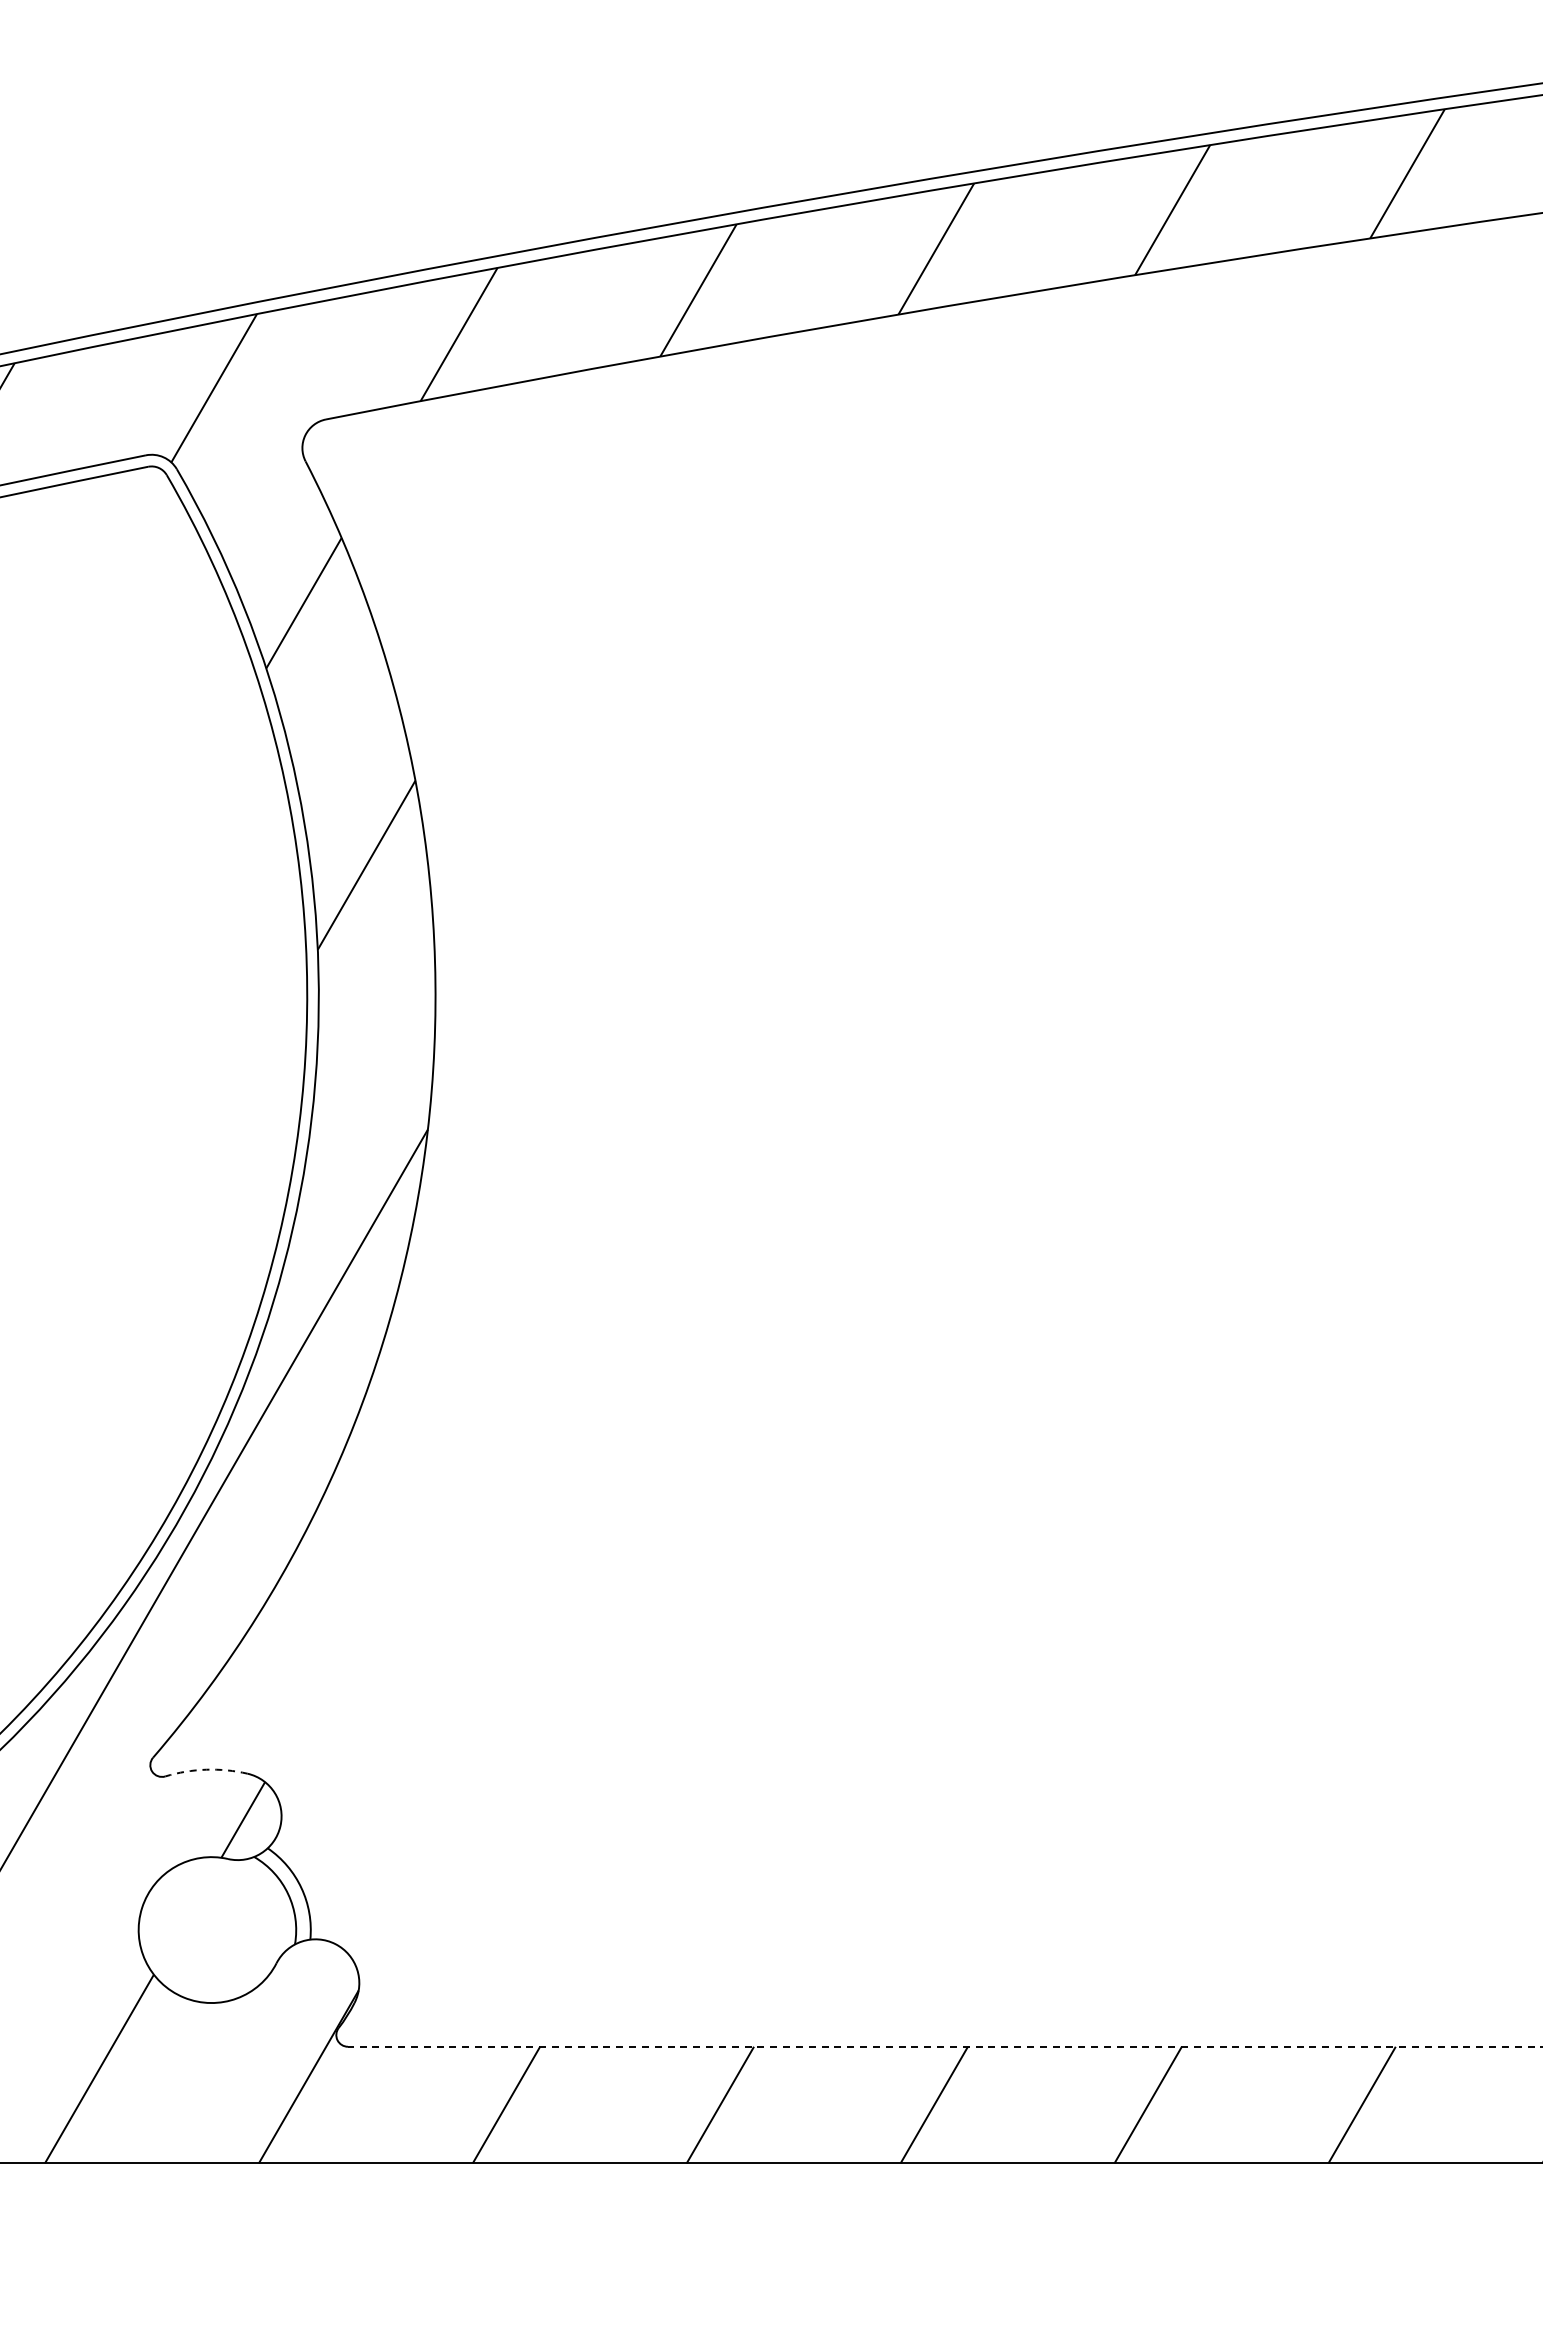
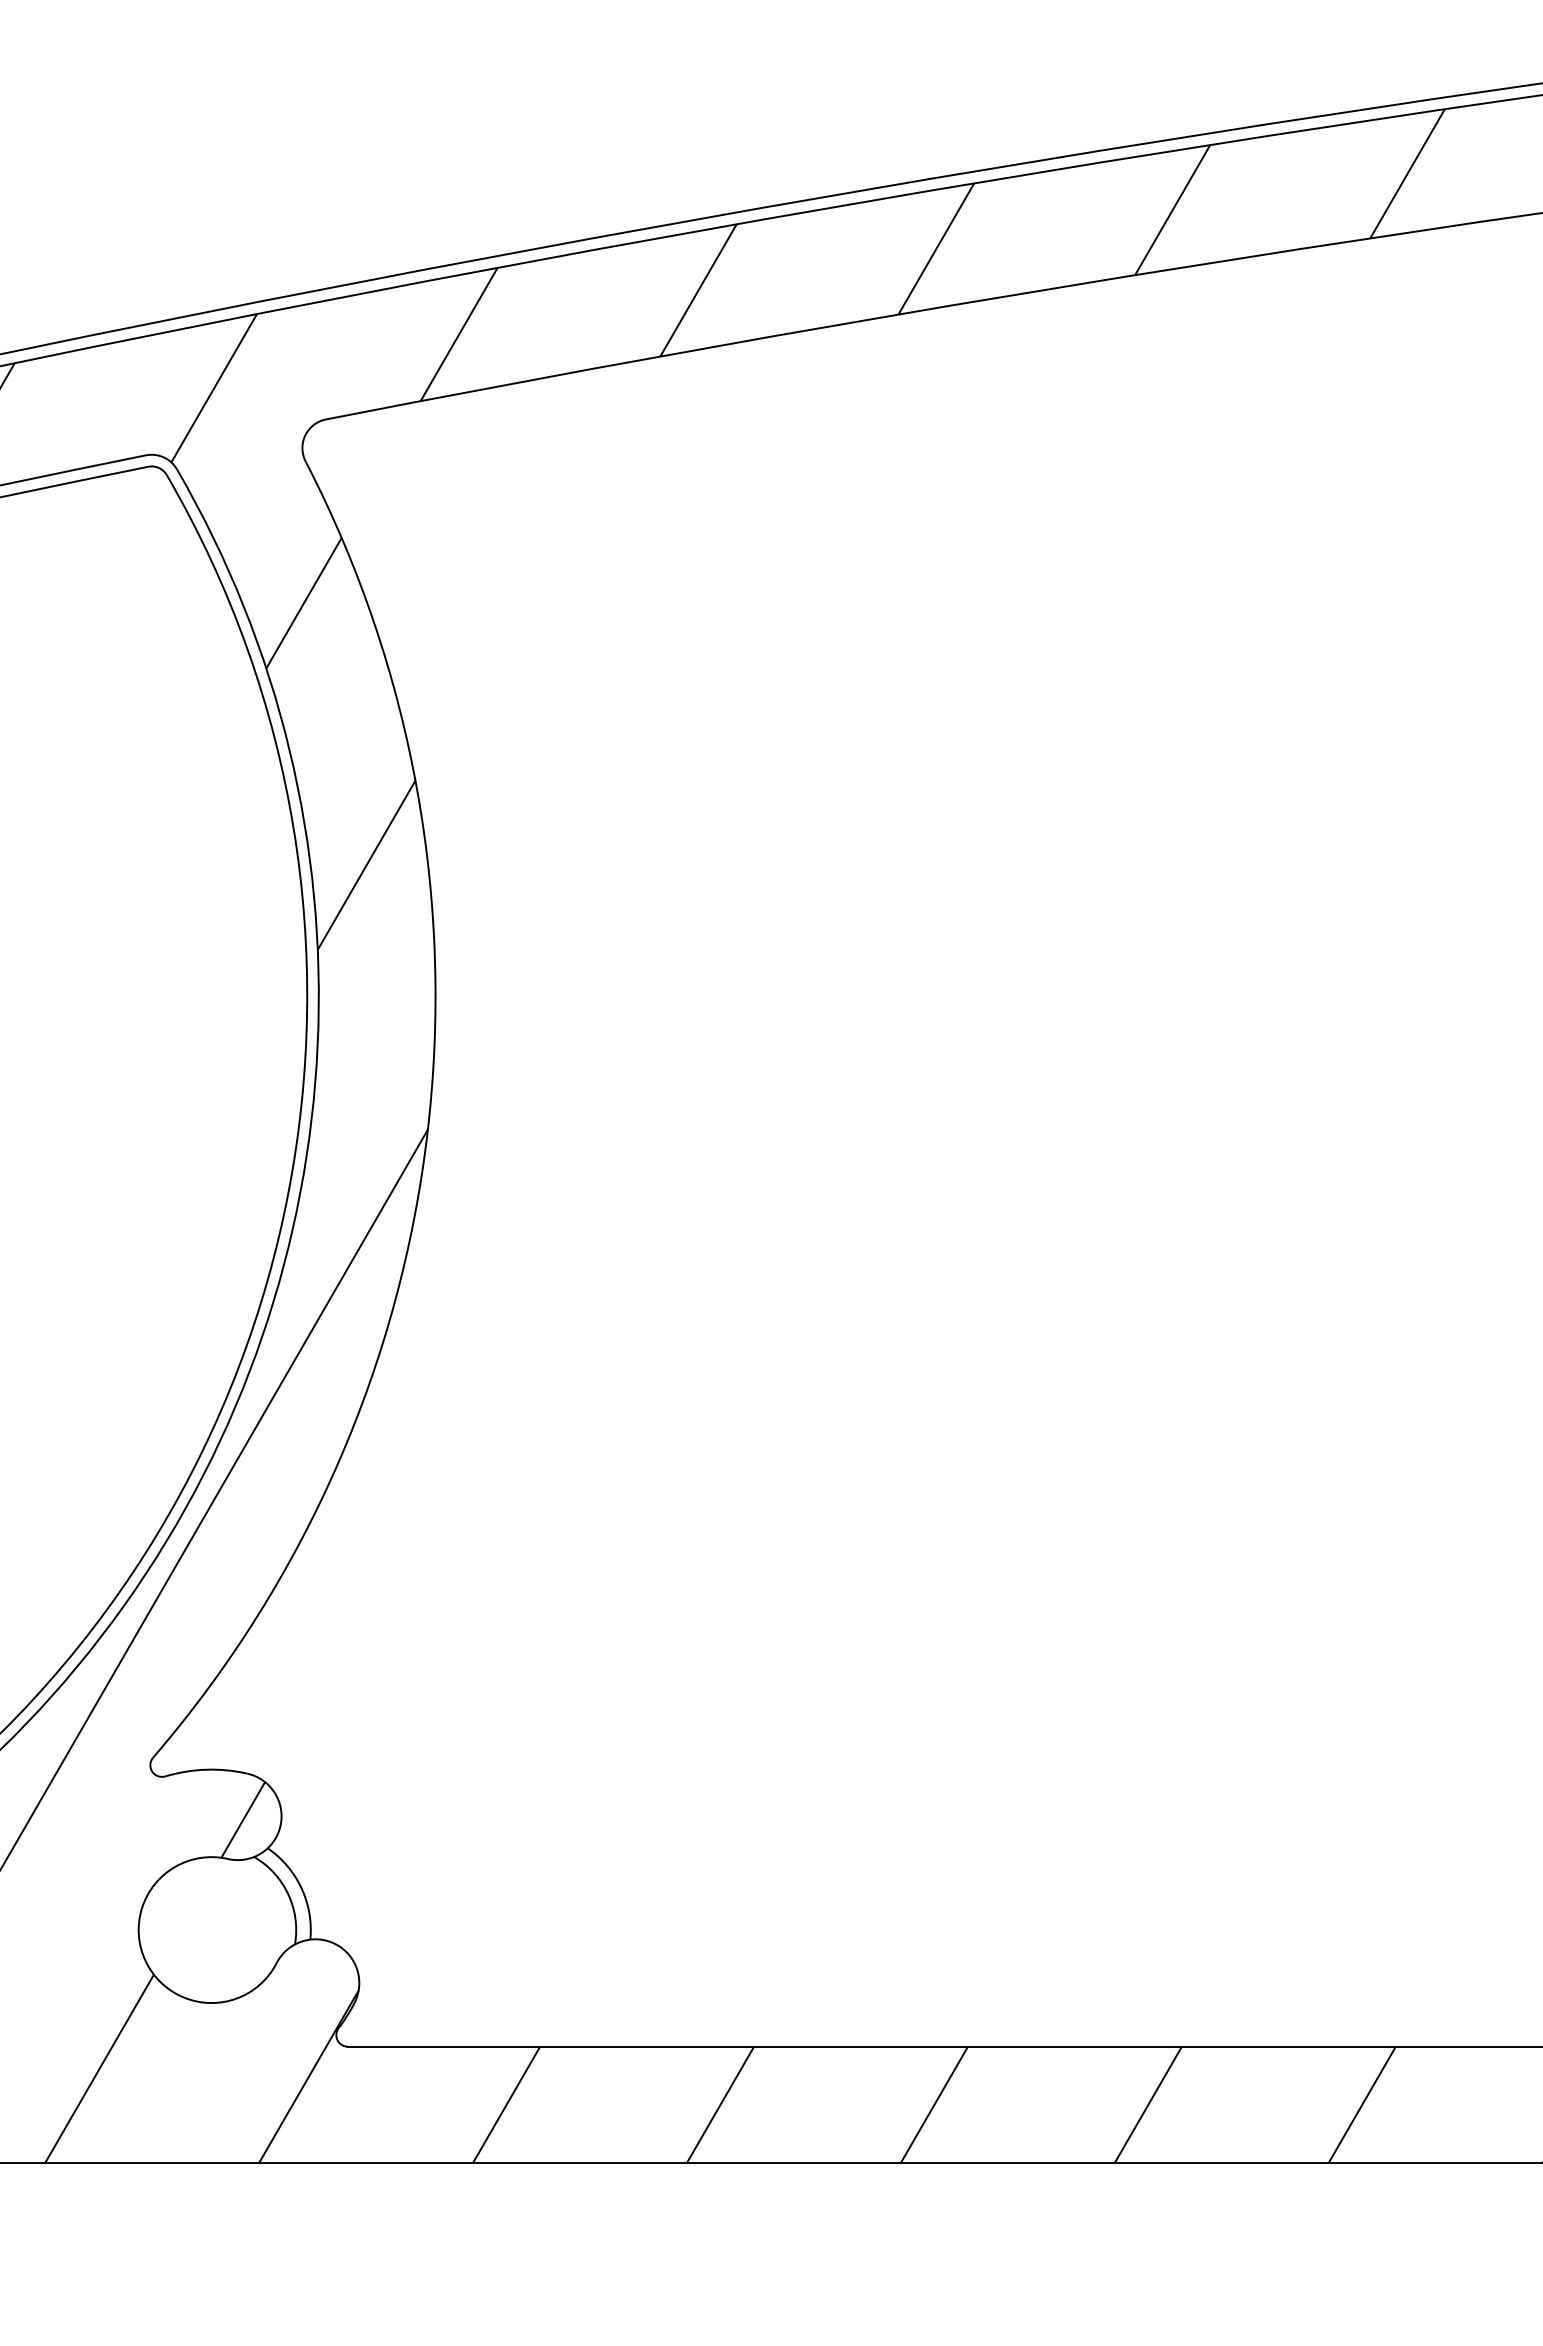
arc: dashed -> solid (206, 1769)
line: dashed -> solid (944, 2046)
